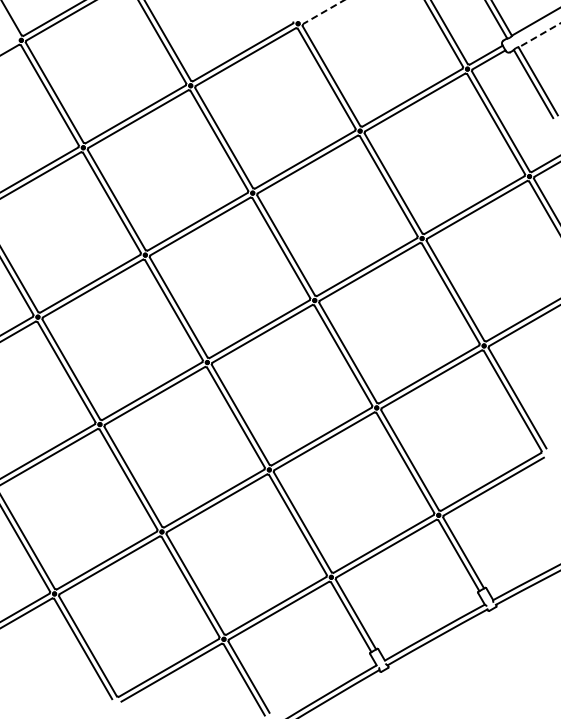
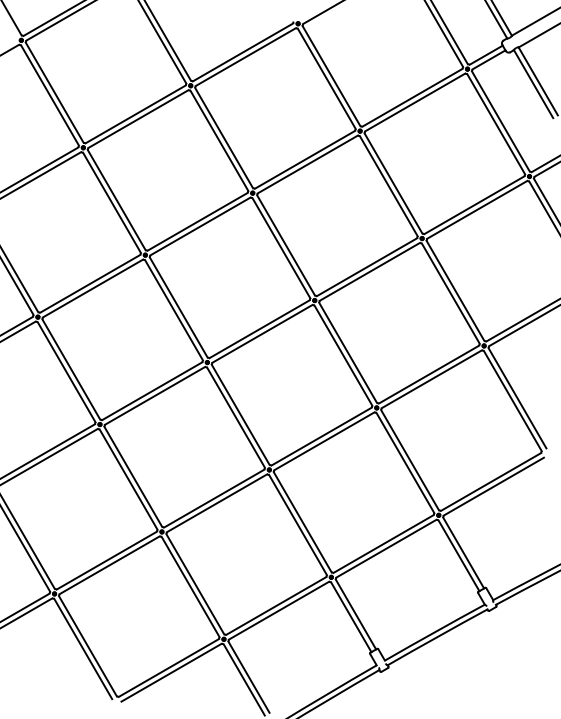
line: dashed -> solid (323, 12)
line: dashed -> solid (539, 35)
